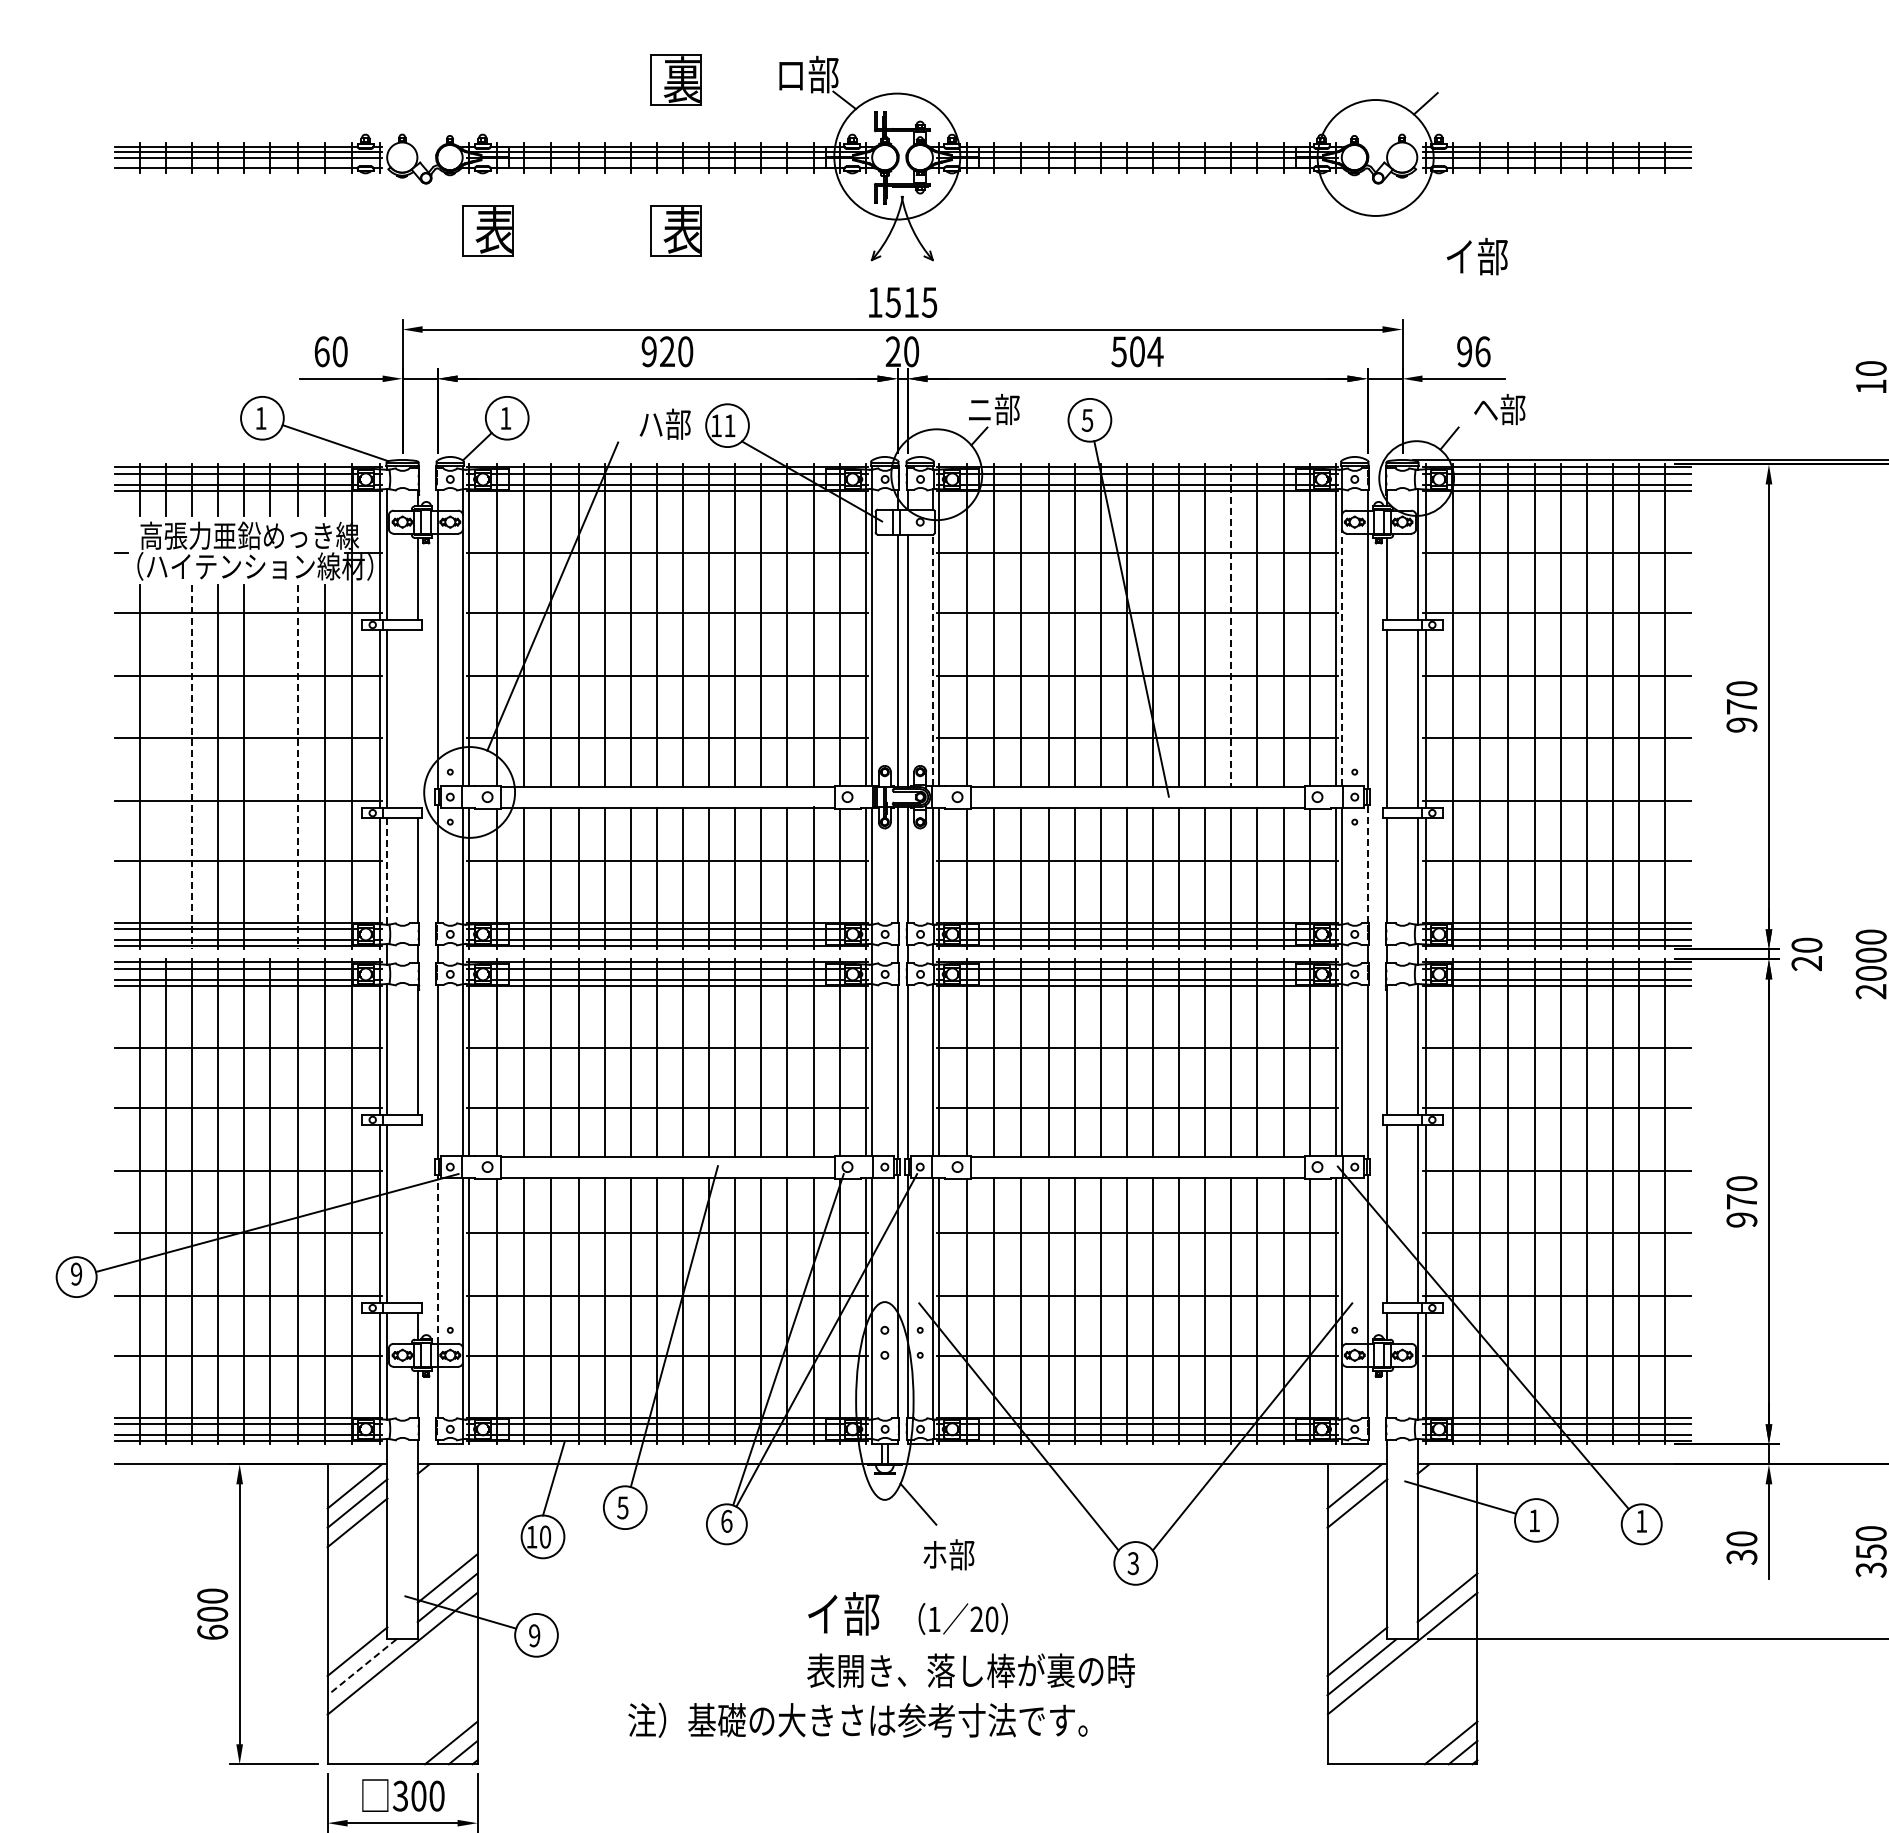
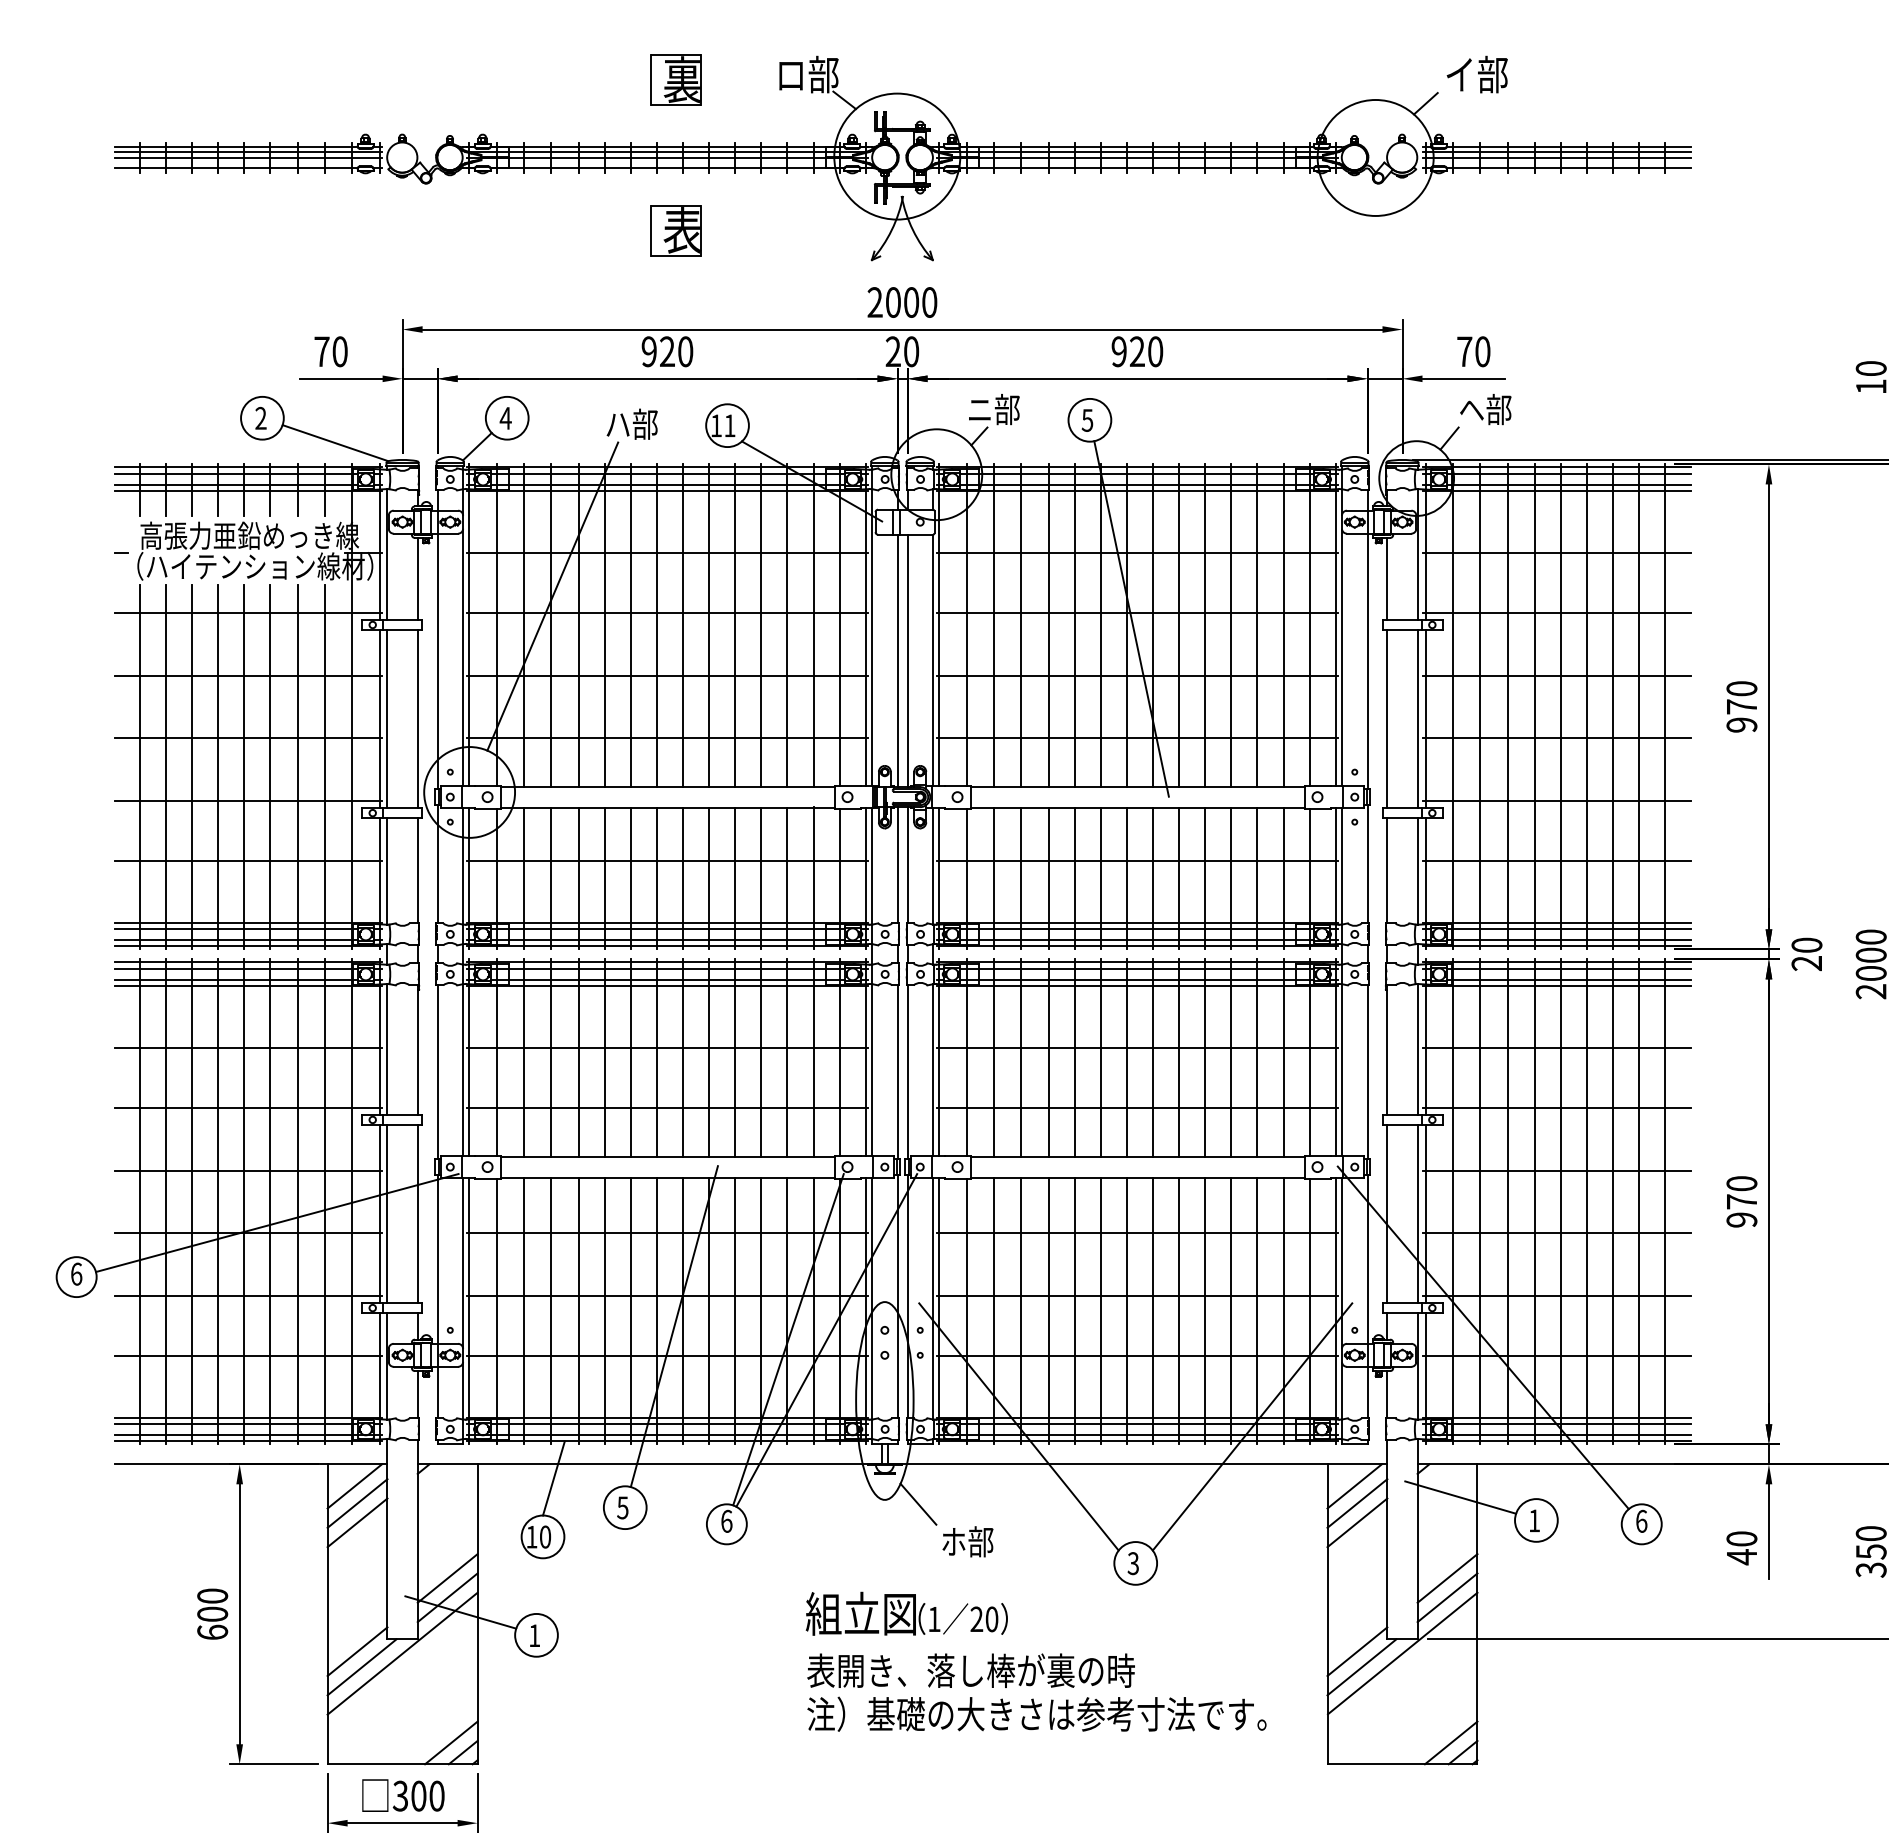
part: present -> none (487, 230)
text position: (1476, 256) -> (1476, 74) (1476, 74)
text: 1515 -> 2000 (902, 302)
text: 60 -> 70 (321, 351)
text: 504 -> 920 (1137, 351)
text: 96 -> 70 (1473, 351)
text position: (1499, 409) -> (1485, 409) (1485, 409)
text: 1 -> 2 (260, 417)
text: 1 -> 4 (505, 418)
text position: (664, 423) -> (631, 423) (631, 423)
line: dashed -> solid (1231, 626)
line: dashed -> solid (1342, 657)
line: dashed -> solid (932, 660)
line: none -> present (417, 718)
line: none -> present (165, 767)
line: dashed -> solid (191, 767)
line: none -> present (270, 767)
line: dashed -> solid (297, 767)
line: dashed -> solid (1367, 863)
line: dashed -> solid (387, 871)
line: none -> present (417, 1213)
line: dashed -> solid (437, 1258)
text: 9 -> 6 (76, 1273)
text: 1 -> 6 (1641, 1520)
line: none -> present (1357, 1522)
text position: (948, 1554) -> (967, 1541) (967, 1541)
text: 30 -> 40 (1741, 1557)
line: none -> present (1447, 1578)
text: イ部 -> 組立図 (860, 1613)
text: 9 -> 1 (534, 1635)
line: dashed -> solid (361, 1667)
text position: (857, 1719) -> (1036, 1713) (1036, 1713)
